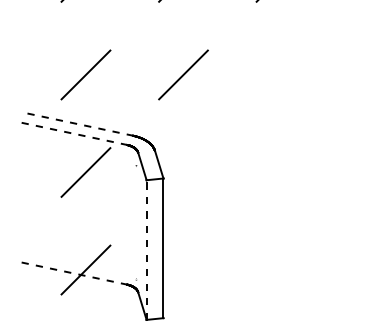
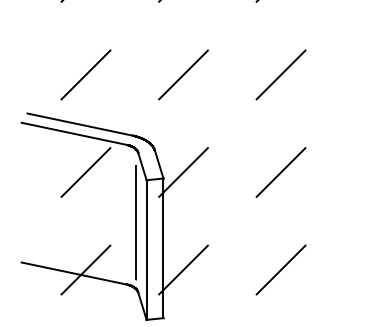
line: none -> present (280, 74)
line: dashed -> solid (80, 124)
line: dashed -> solid (74, 133)
line: none -> present (183, 172)
line: none -> present (280, 172)
line: none -> present (136, 222)
line: dashed -> solid (146, 250)
line: none -> present (183, 269)
line: none -> present (280, 269)
line: dashed -> solid (74, 273)
